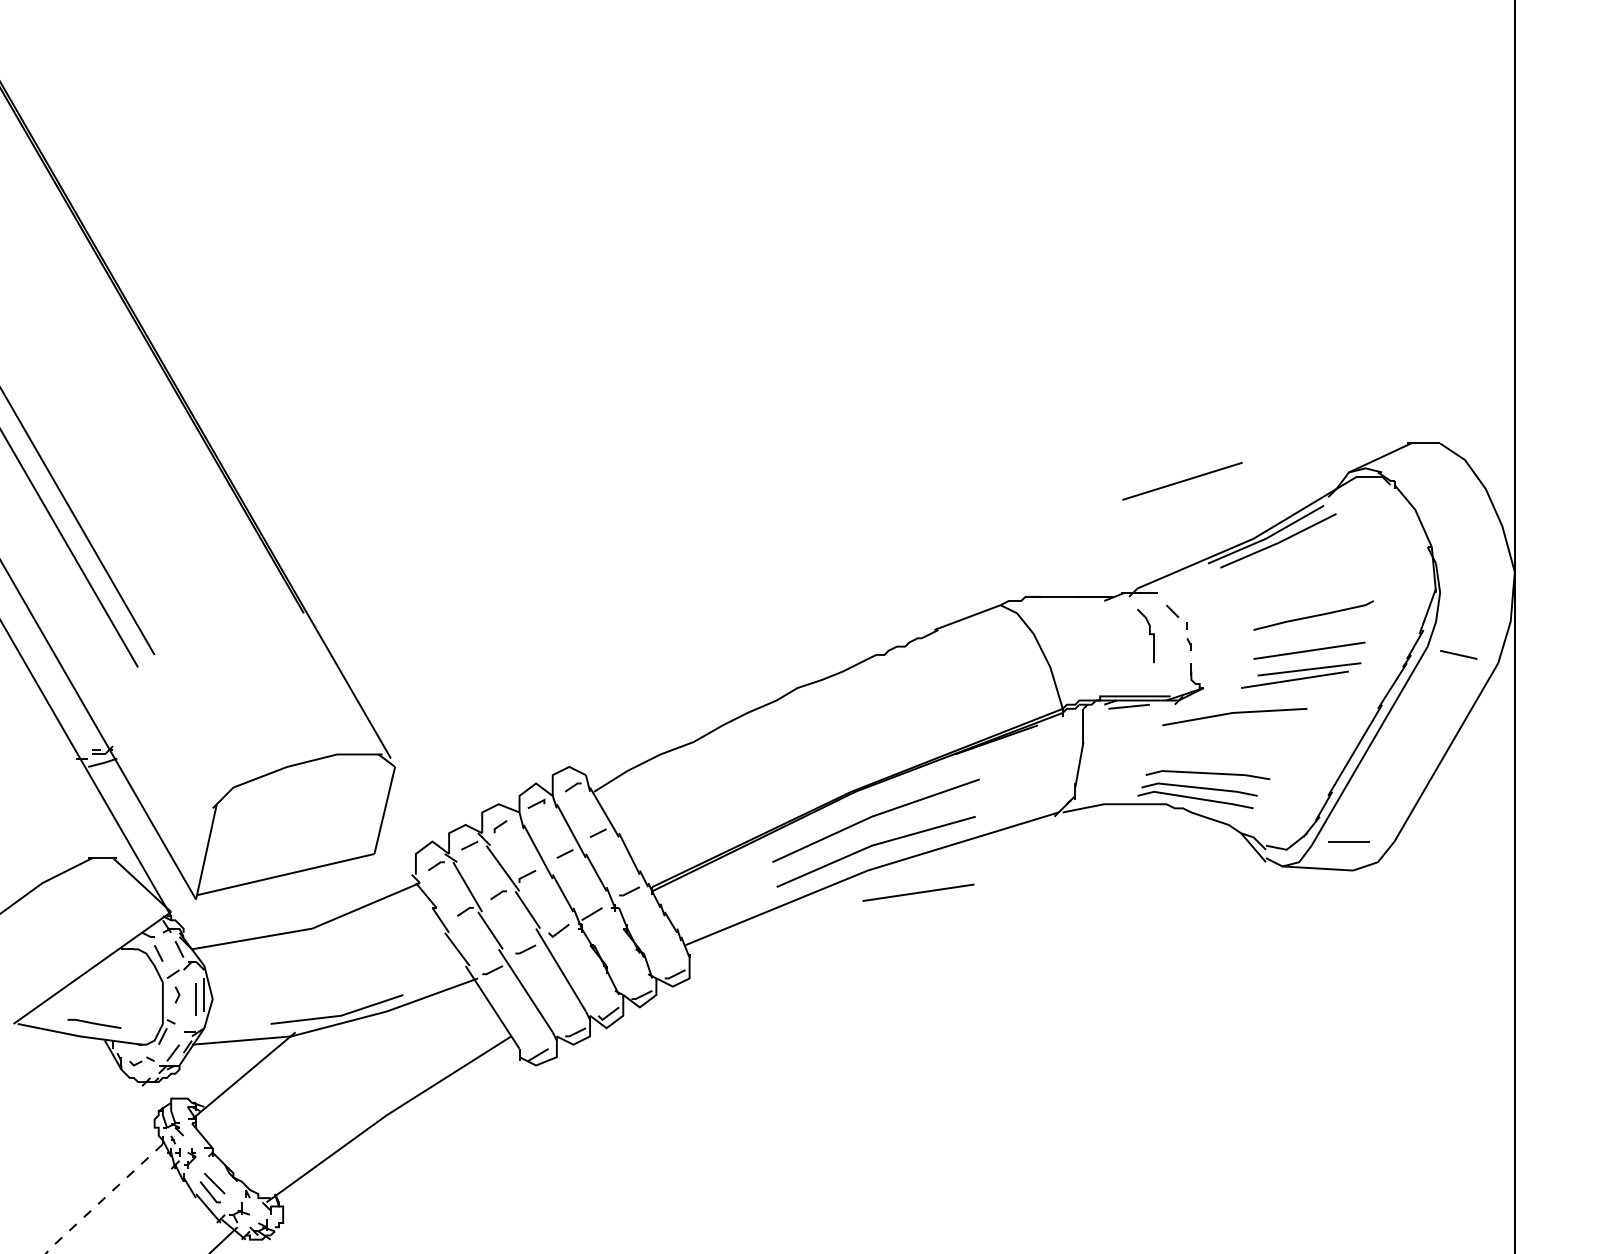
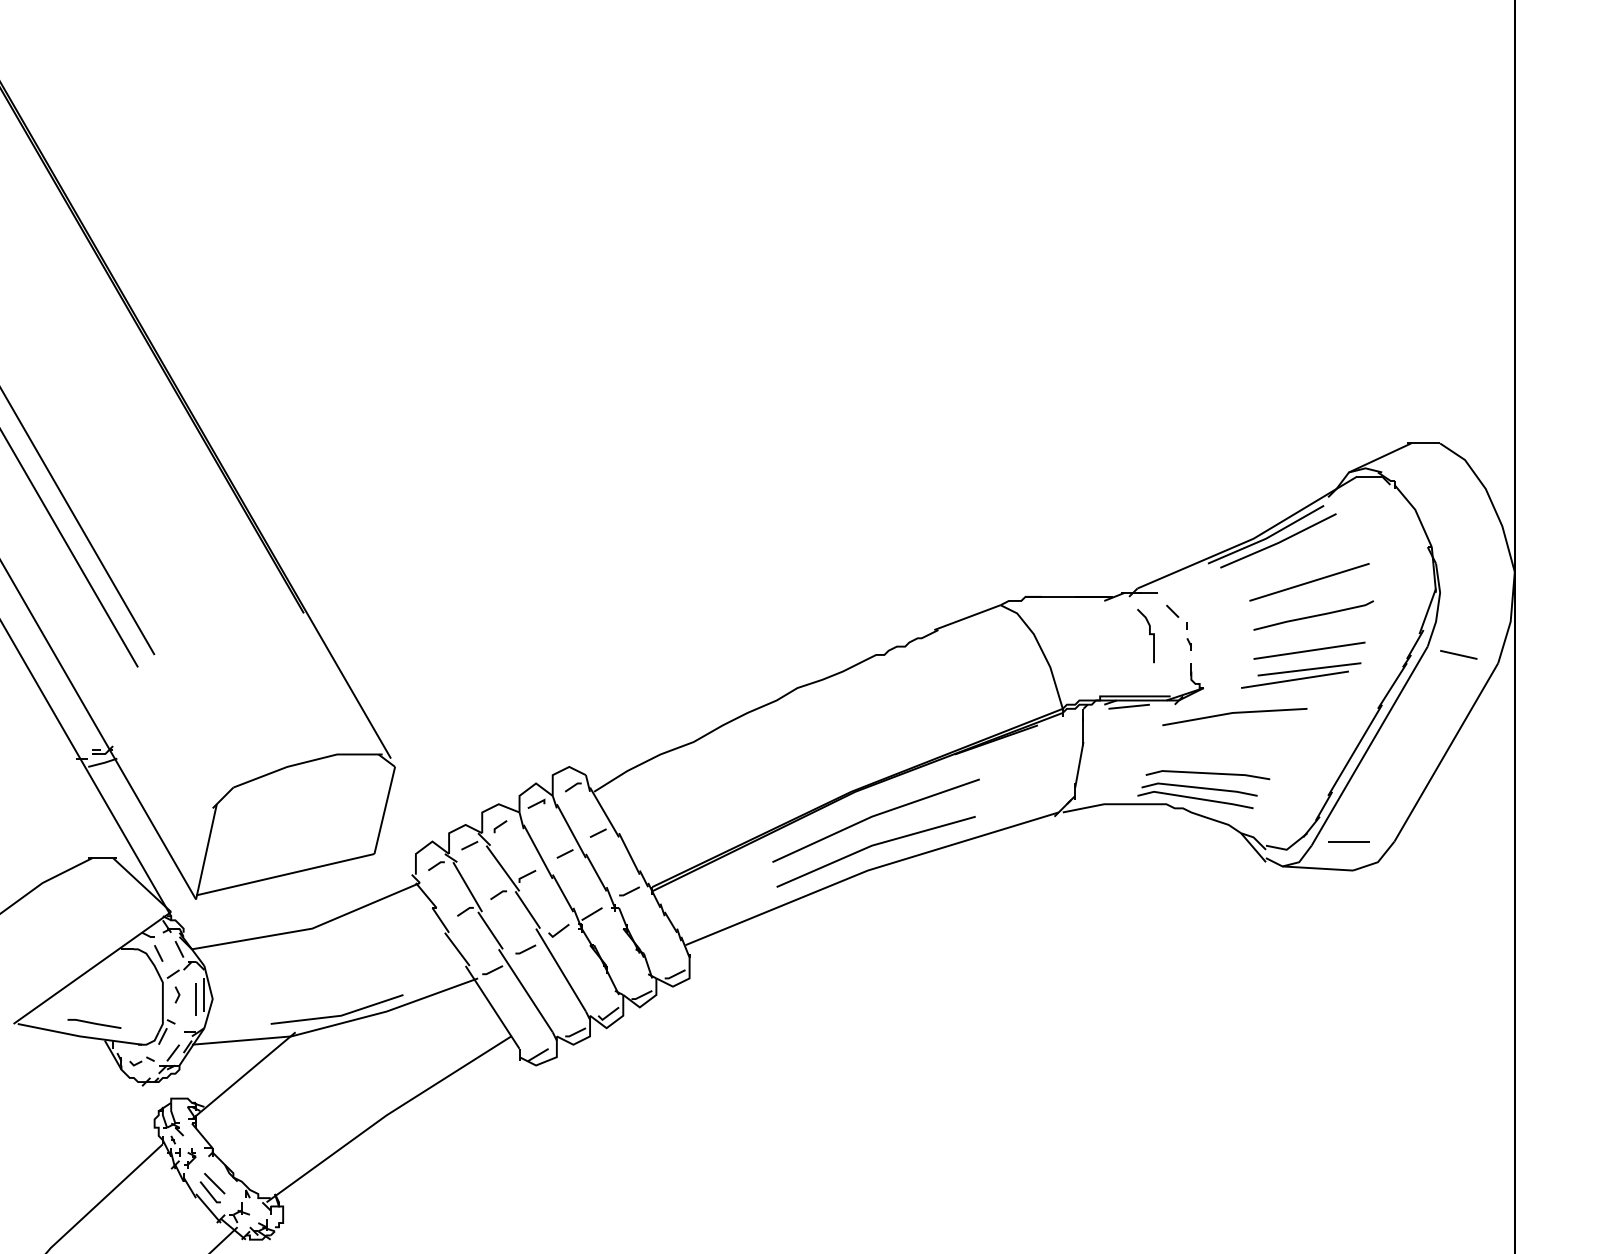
line position: (1182, 481) -> (1309, 582) (1309, 582)
line: present -> none (918, 892)
line: dashed -> solid (103, 1199)
